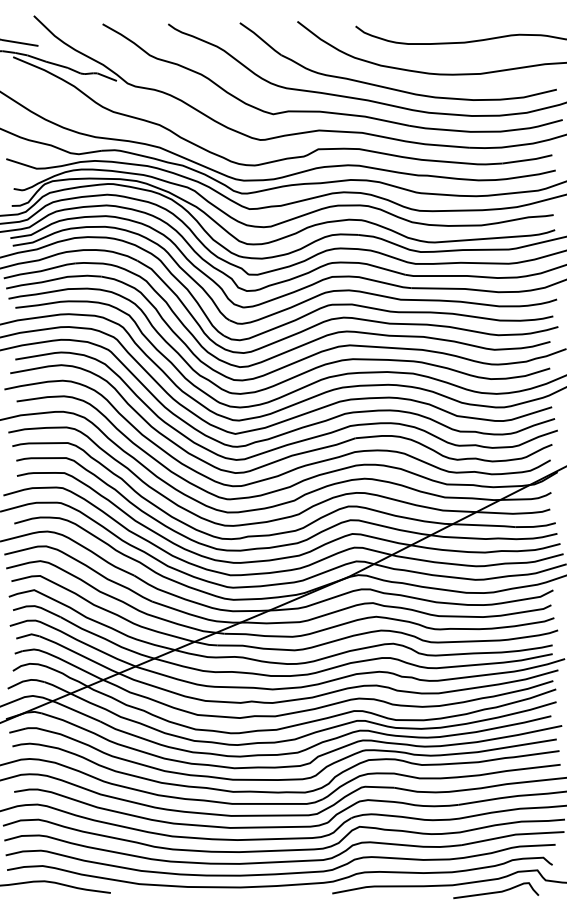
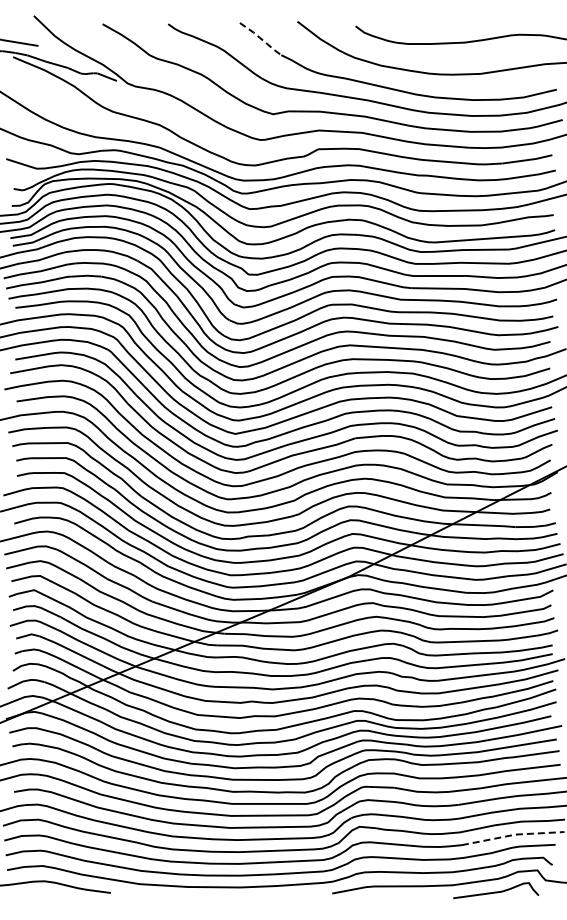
line: solid -> dashed (261, 39)
line: solid -> dashed (513, 834)
